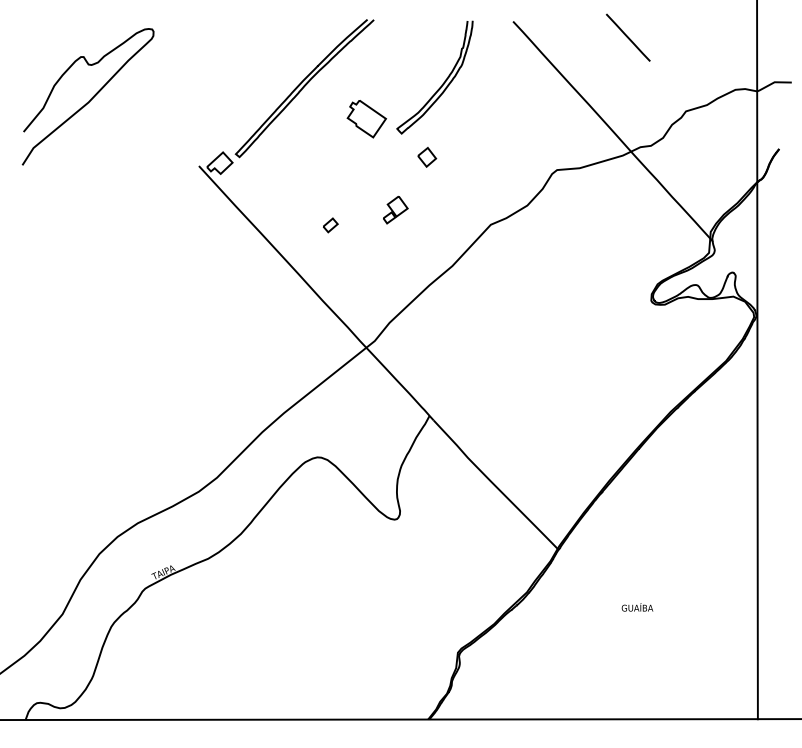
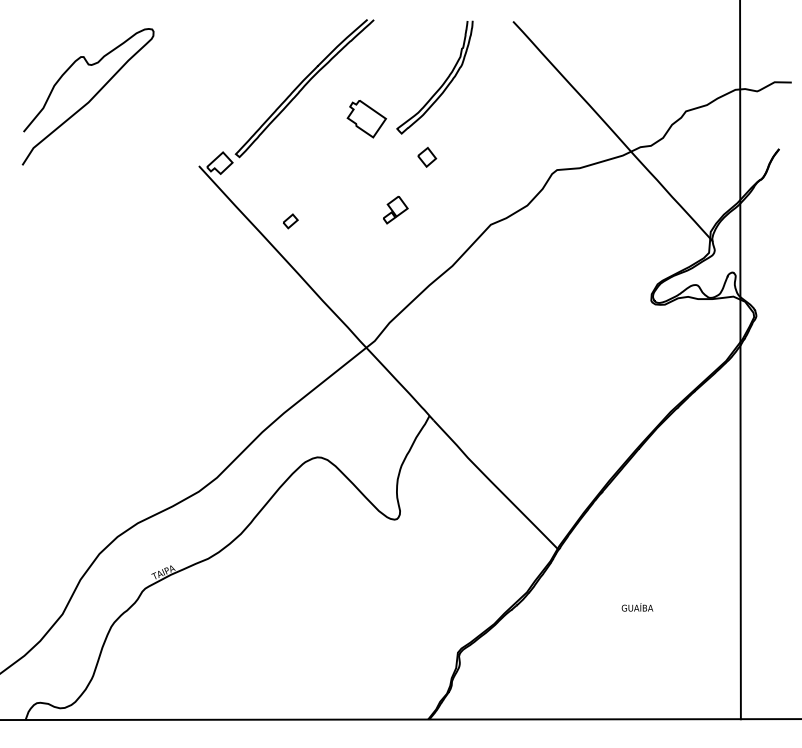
line: present -> none (628, 37)
part position: (330, 225) -> (290, 221) (290, 221)
line position: (757, 360) -> (740, 360) (740, 360)
